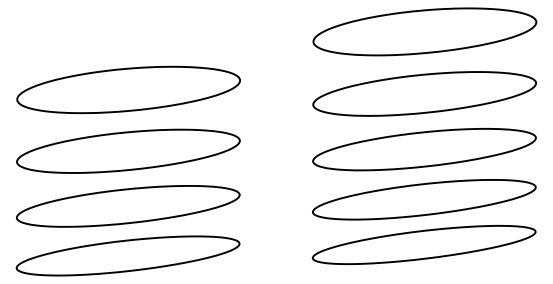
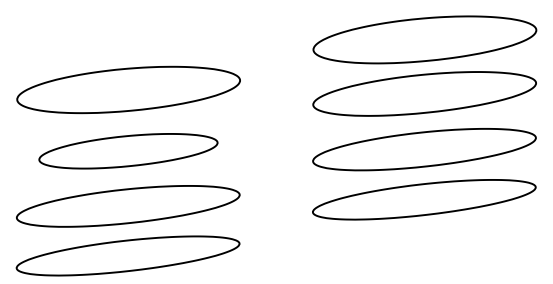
part position: (424, 31) -> (424, 39) (424, 39)
part size: 225x46 px -> 181x37 px (128, 151)
part: present -> none (423, 244)
